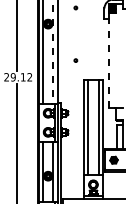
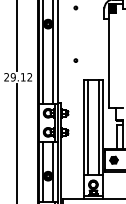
line: dashed -> solid (53, 52)
line: dashed -> solid (108, 63)
